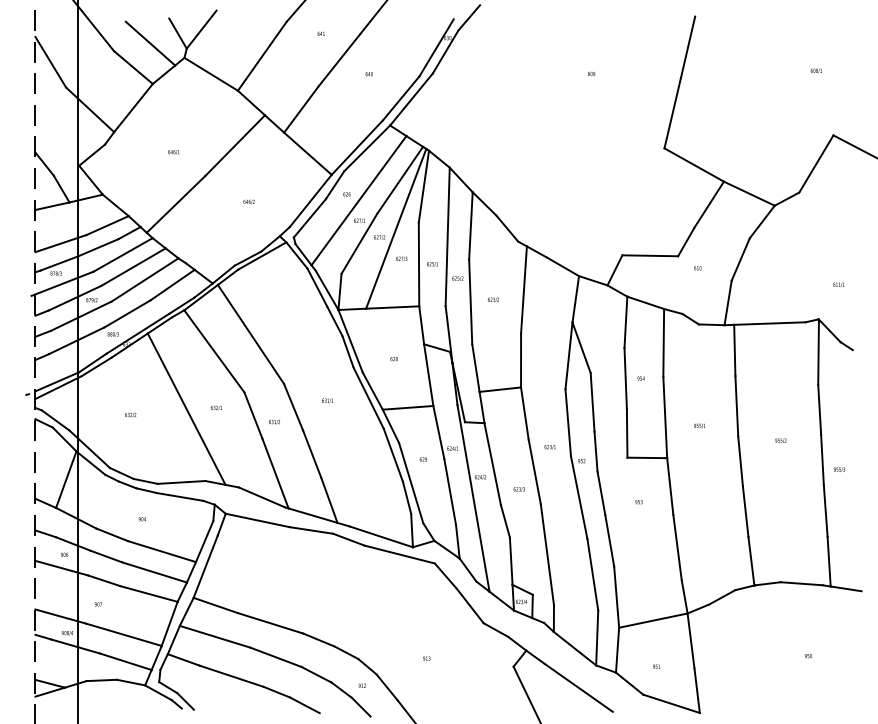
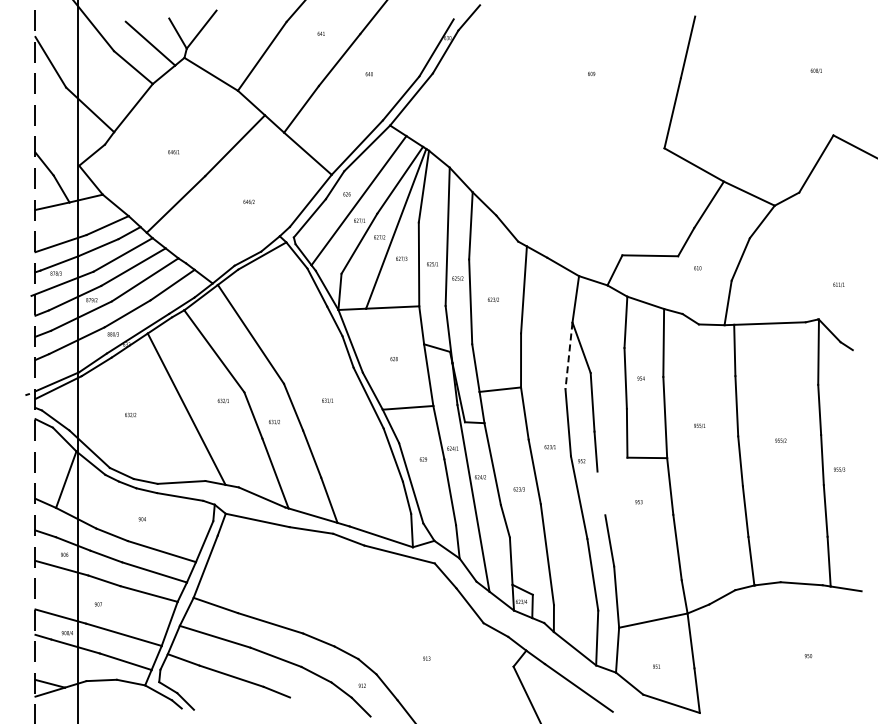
line: solid -> dashed (569, 355)
text position: (215, 407) -> (222, 400) (222, 400)
line: present -> none (601, 493)
line: present -> none (304, 705)
